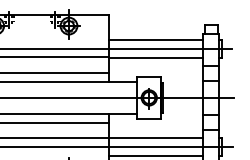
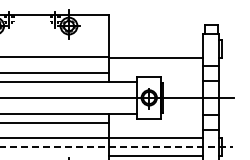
line: present -> none (155, 39)
line: present -> none (117, 49)
line: solid -> dashed (117, 146)
